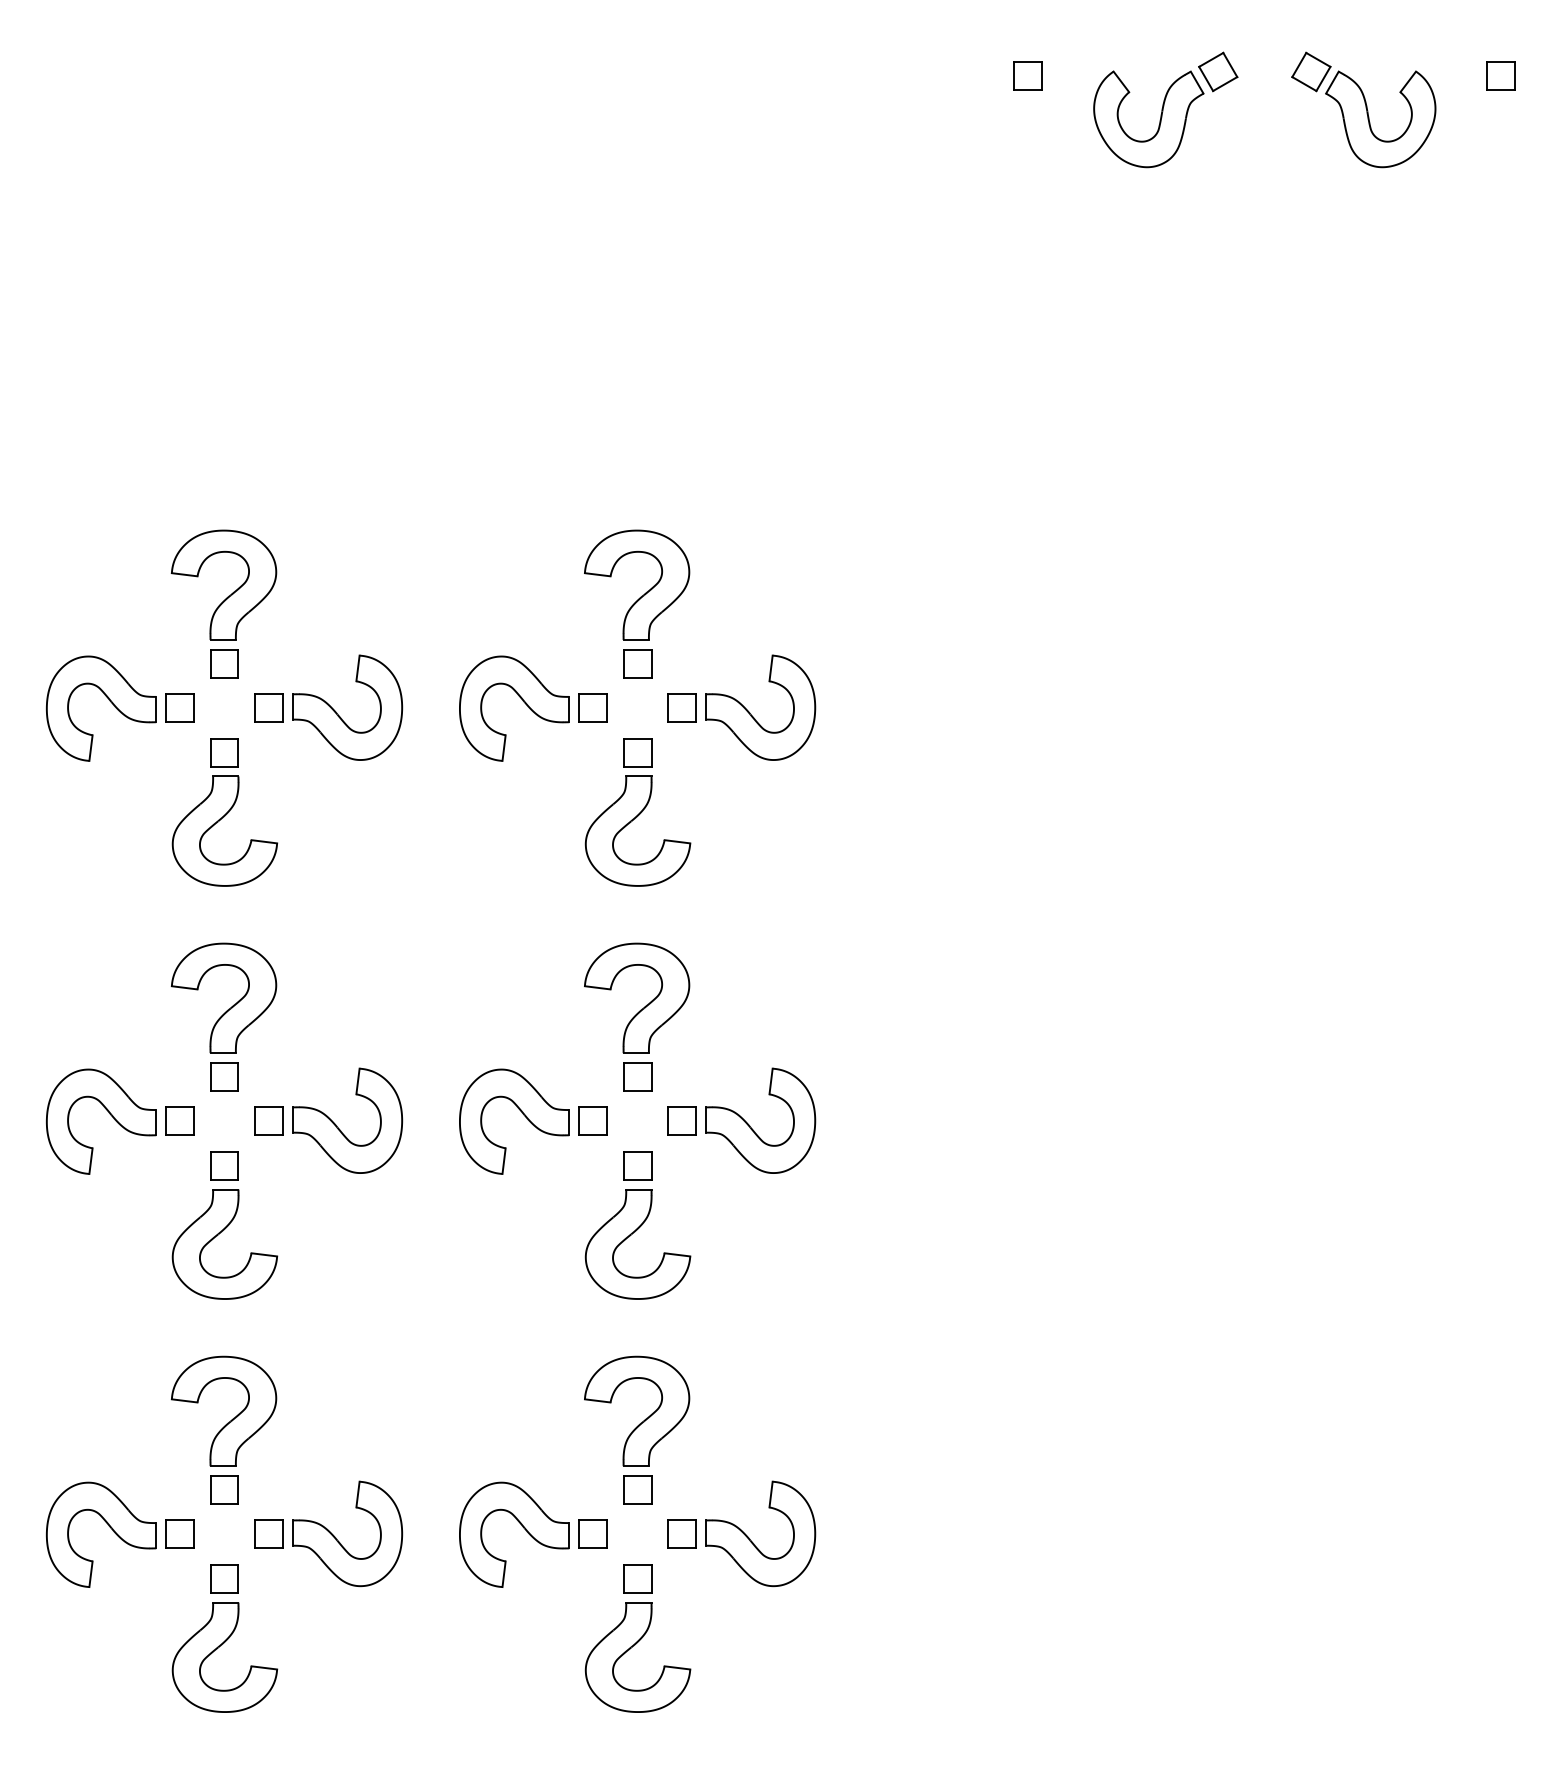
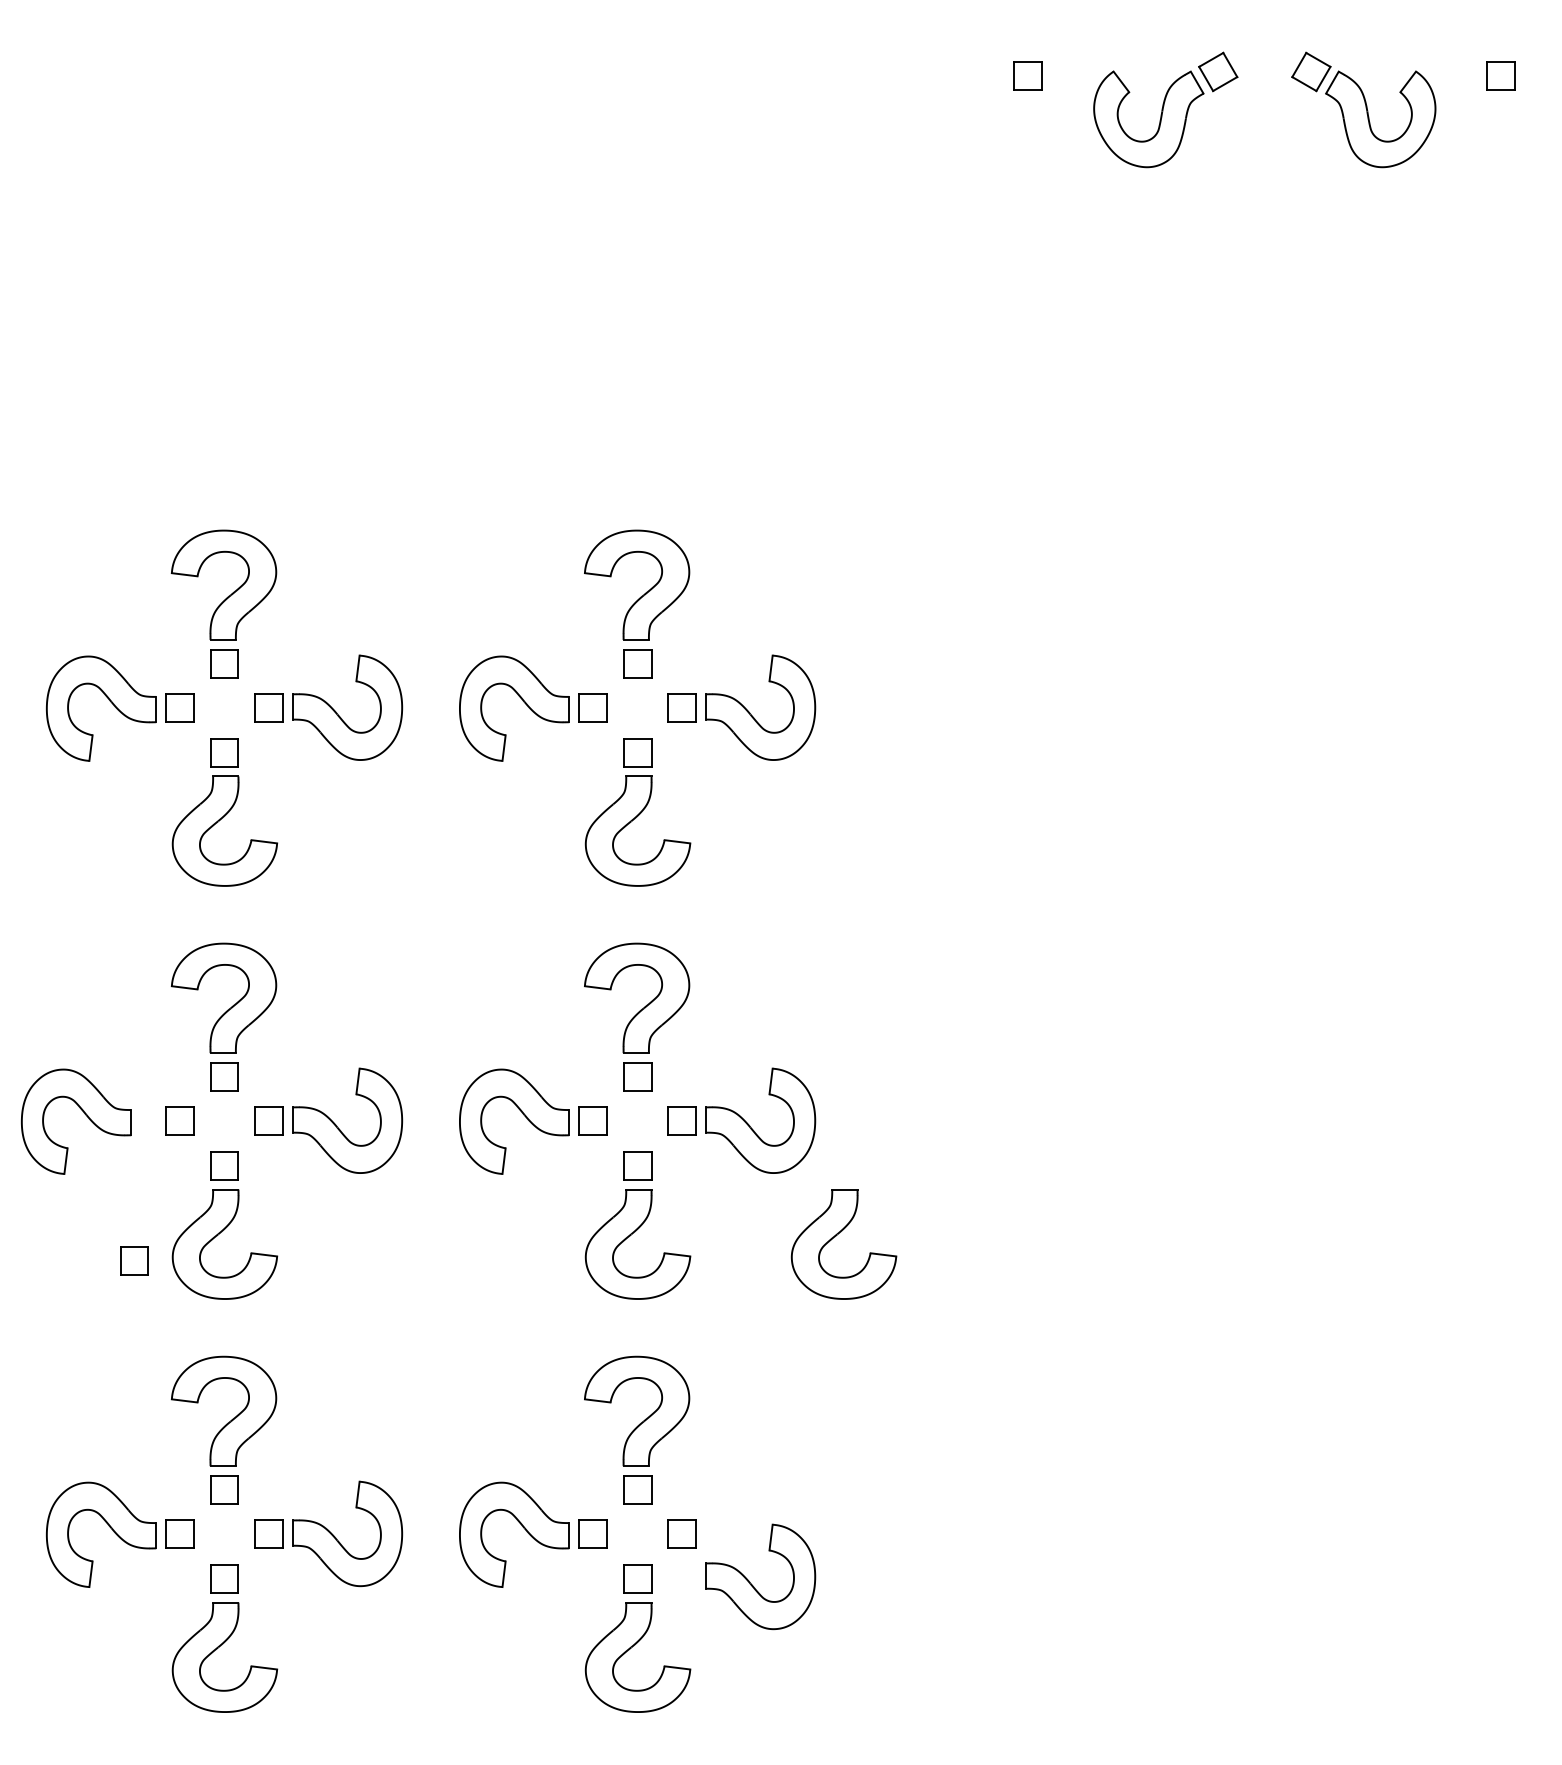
part position: (109, 1114) -> (84, 1114) (84, 1114)
part: none -> present (836, 1236)
part: none -> present (134, 1260)
part position: (752, 1541) -> (752, 1584) (752, 1584)
